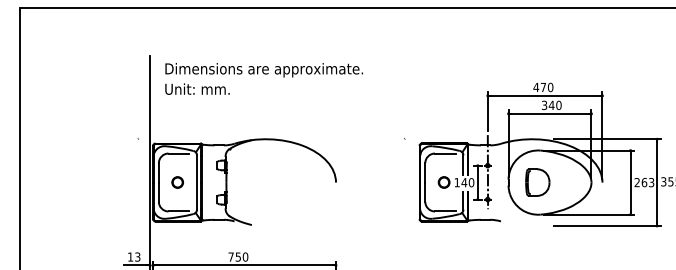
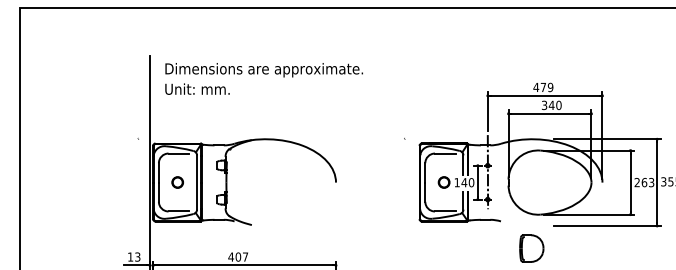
text: 470 -> 479 (550, 87)
part position: (537, 182) -> (531, 248) (531, 248)
text: 750 -> 407 (238, 256)
